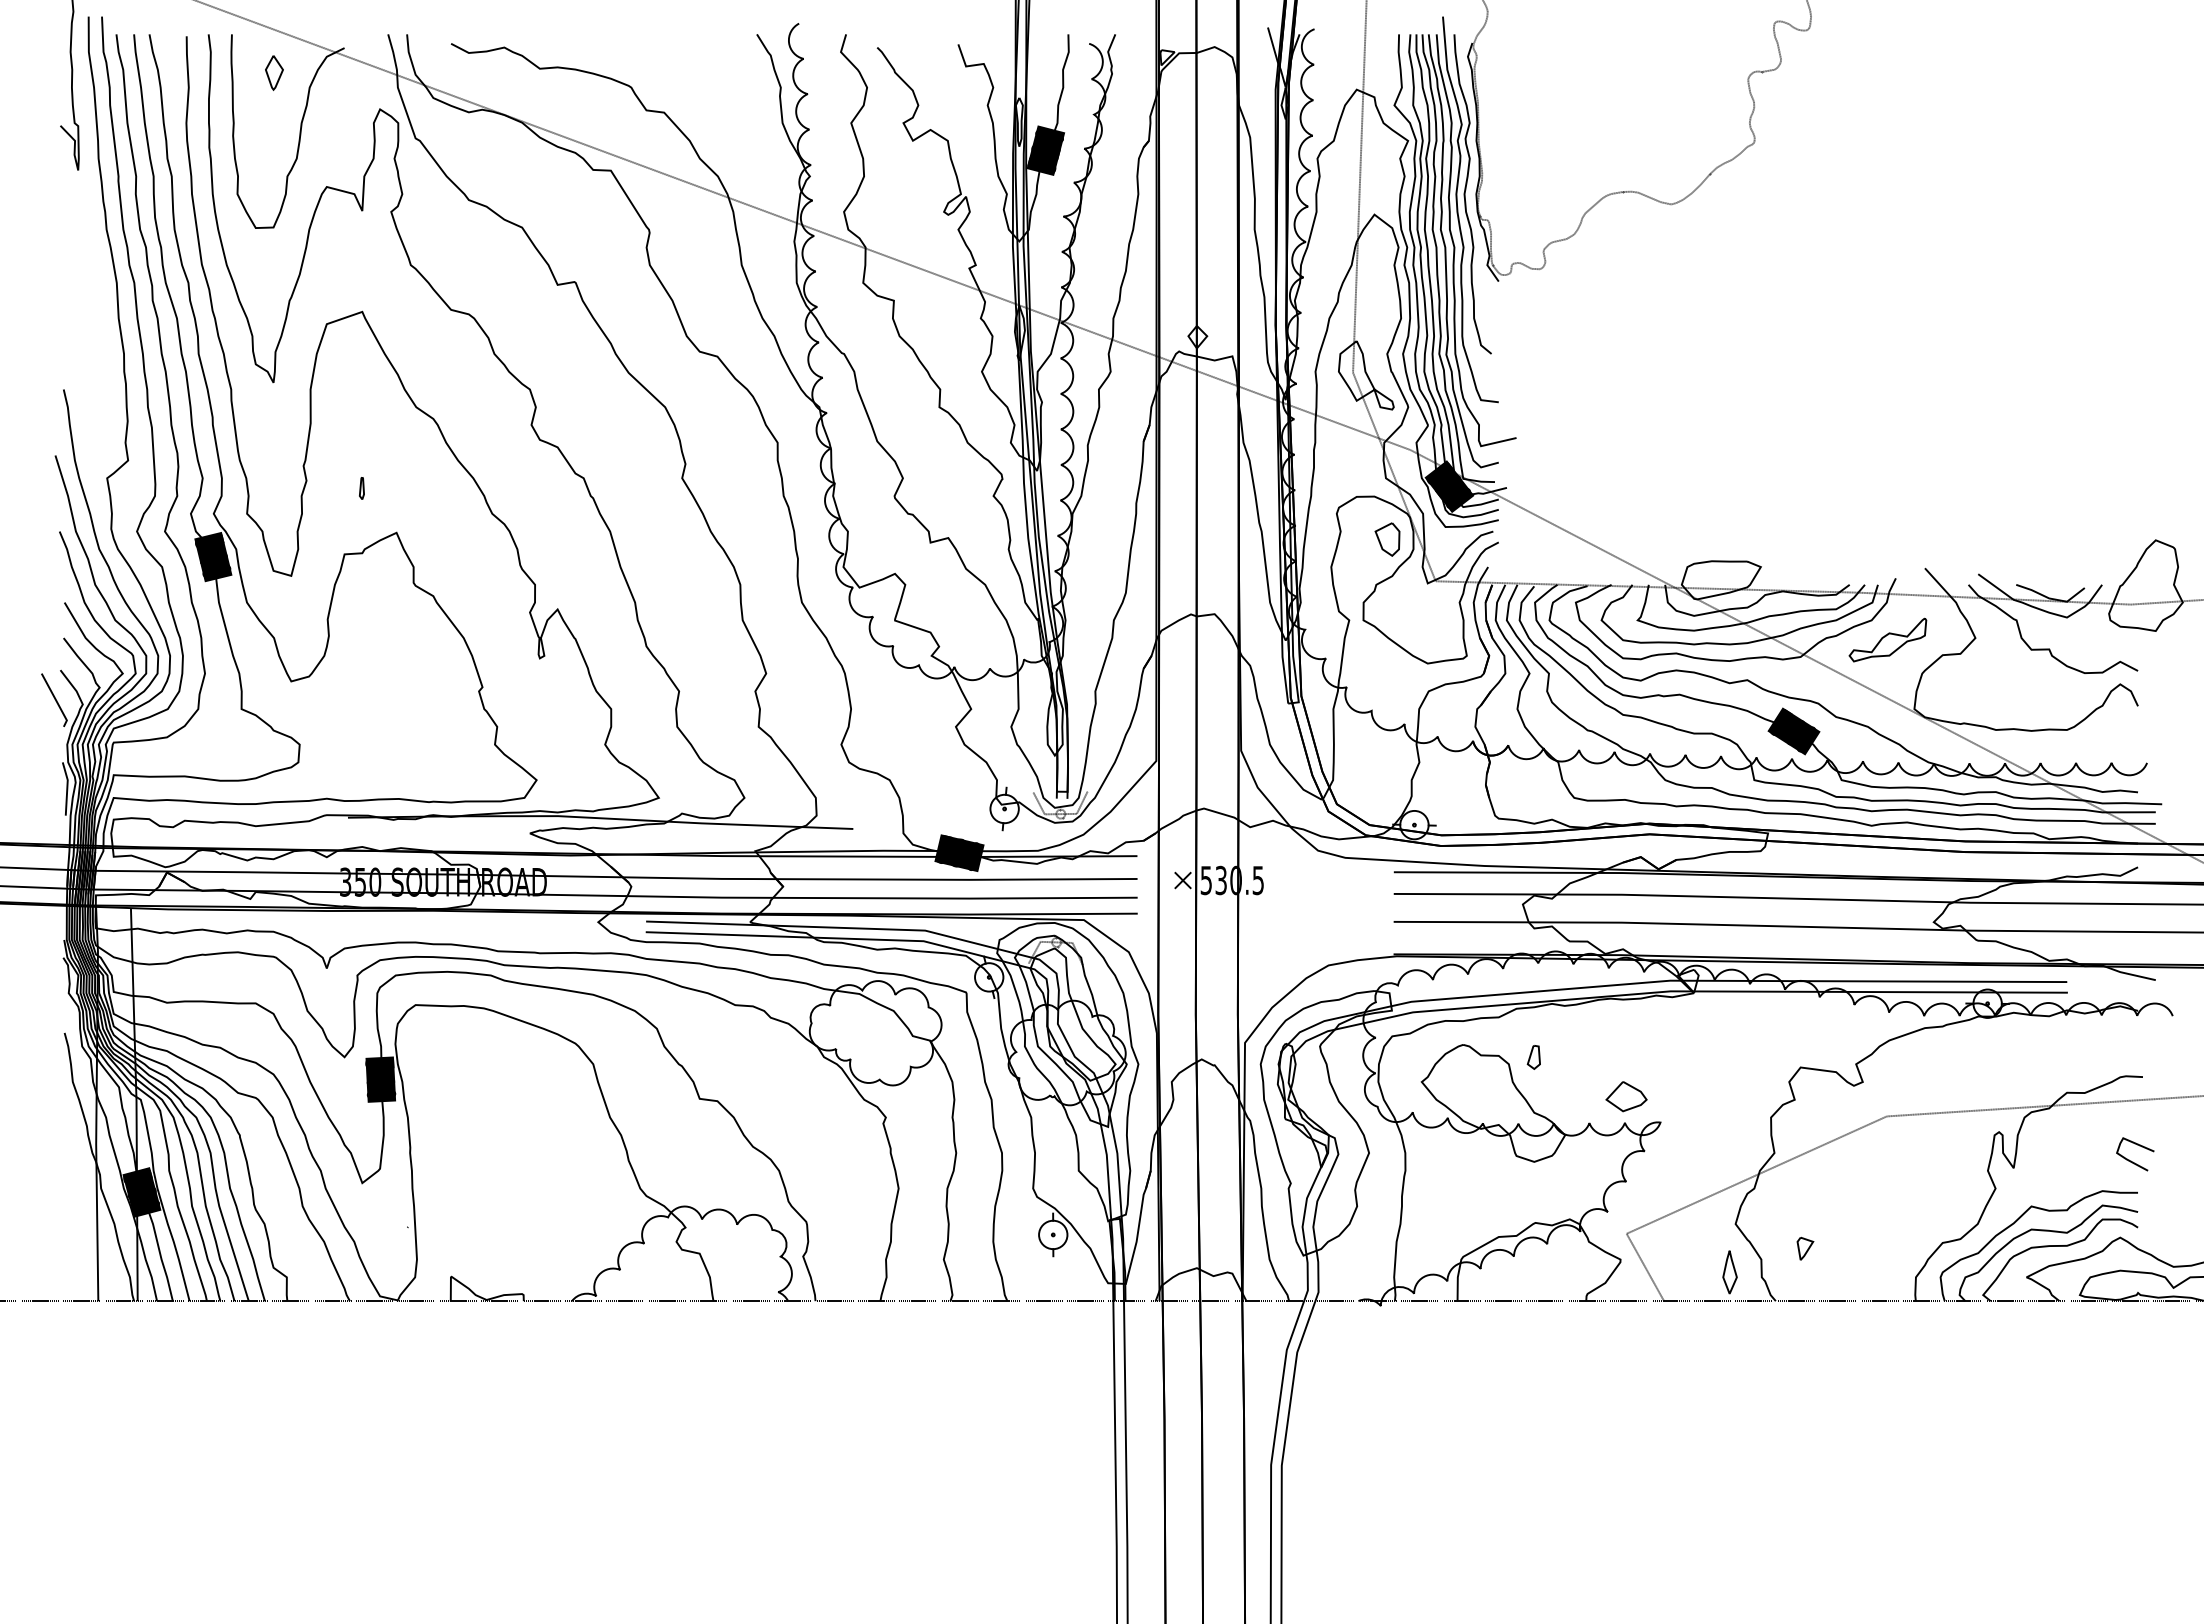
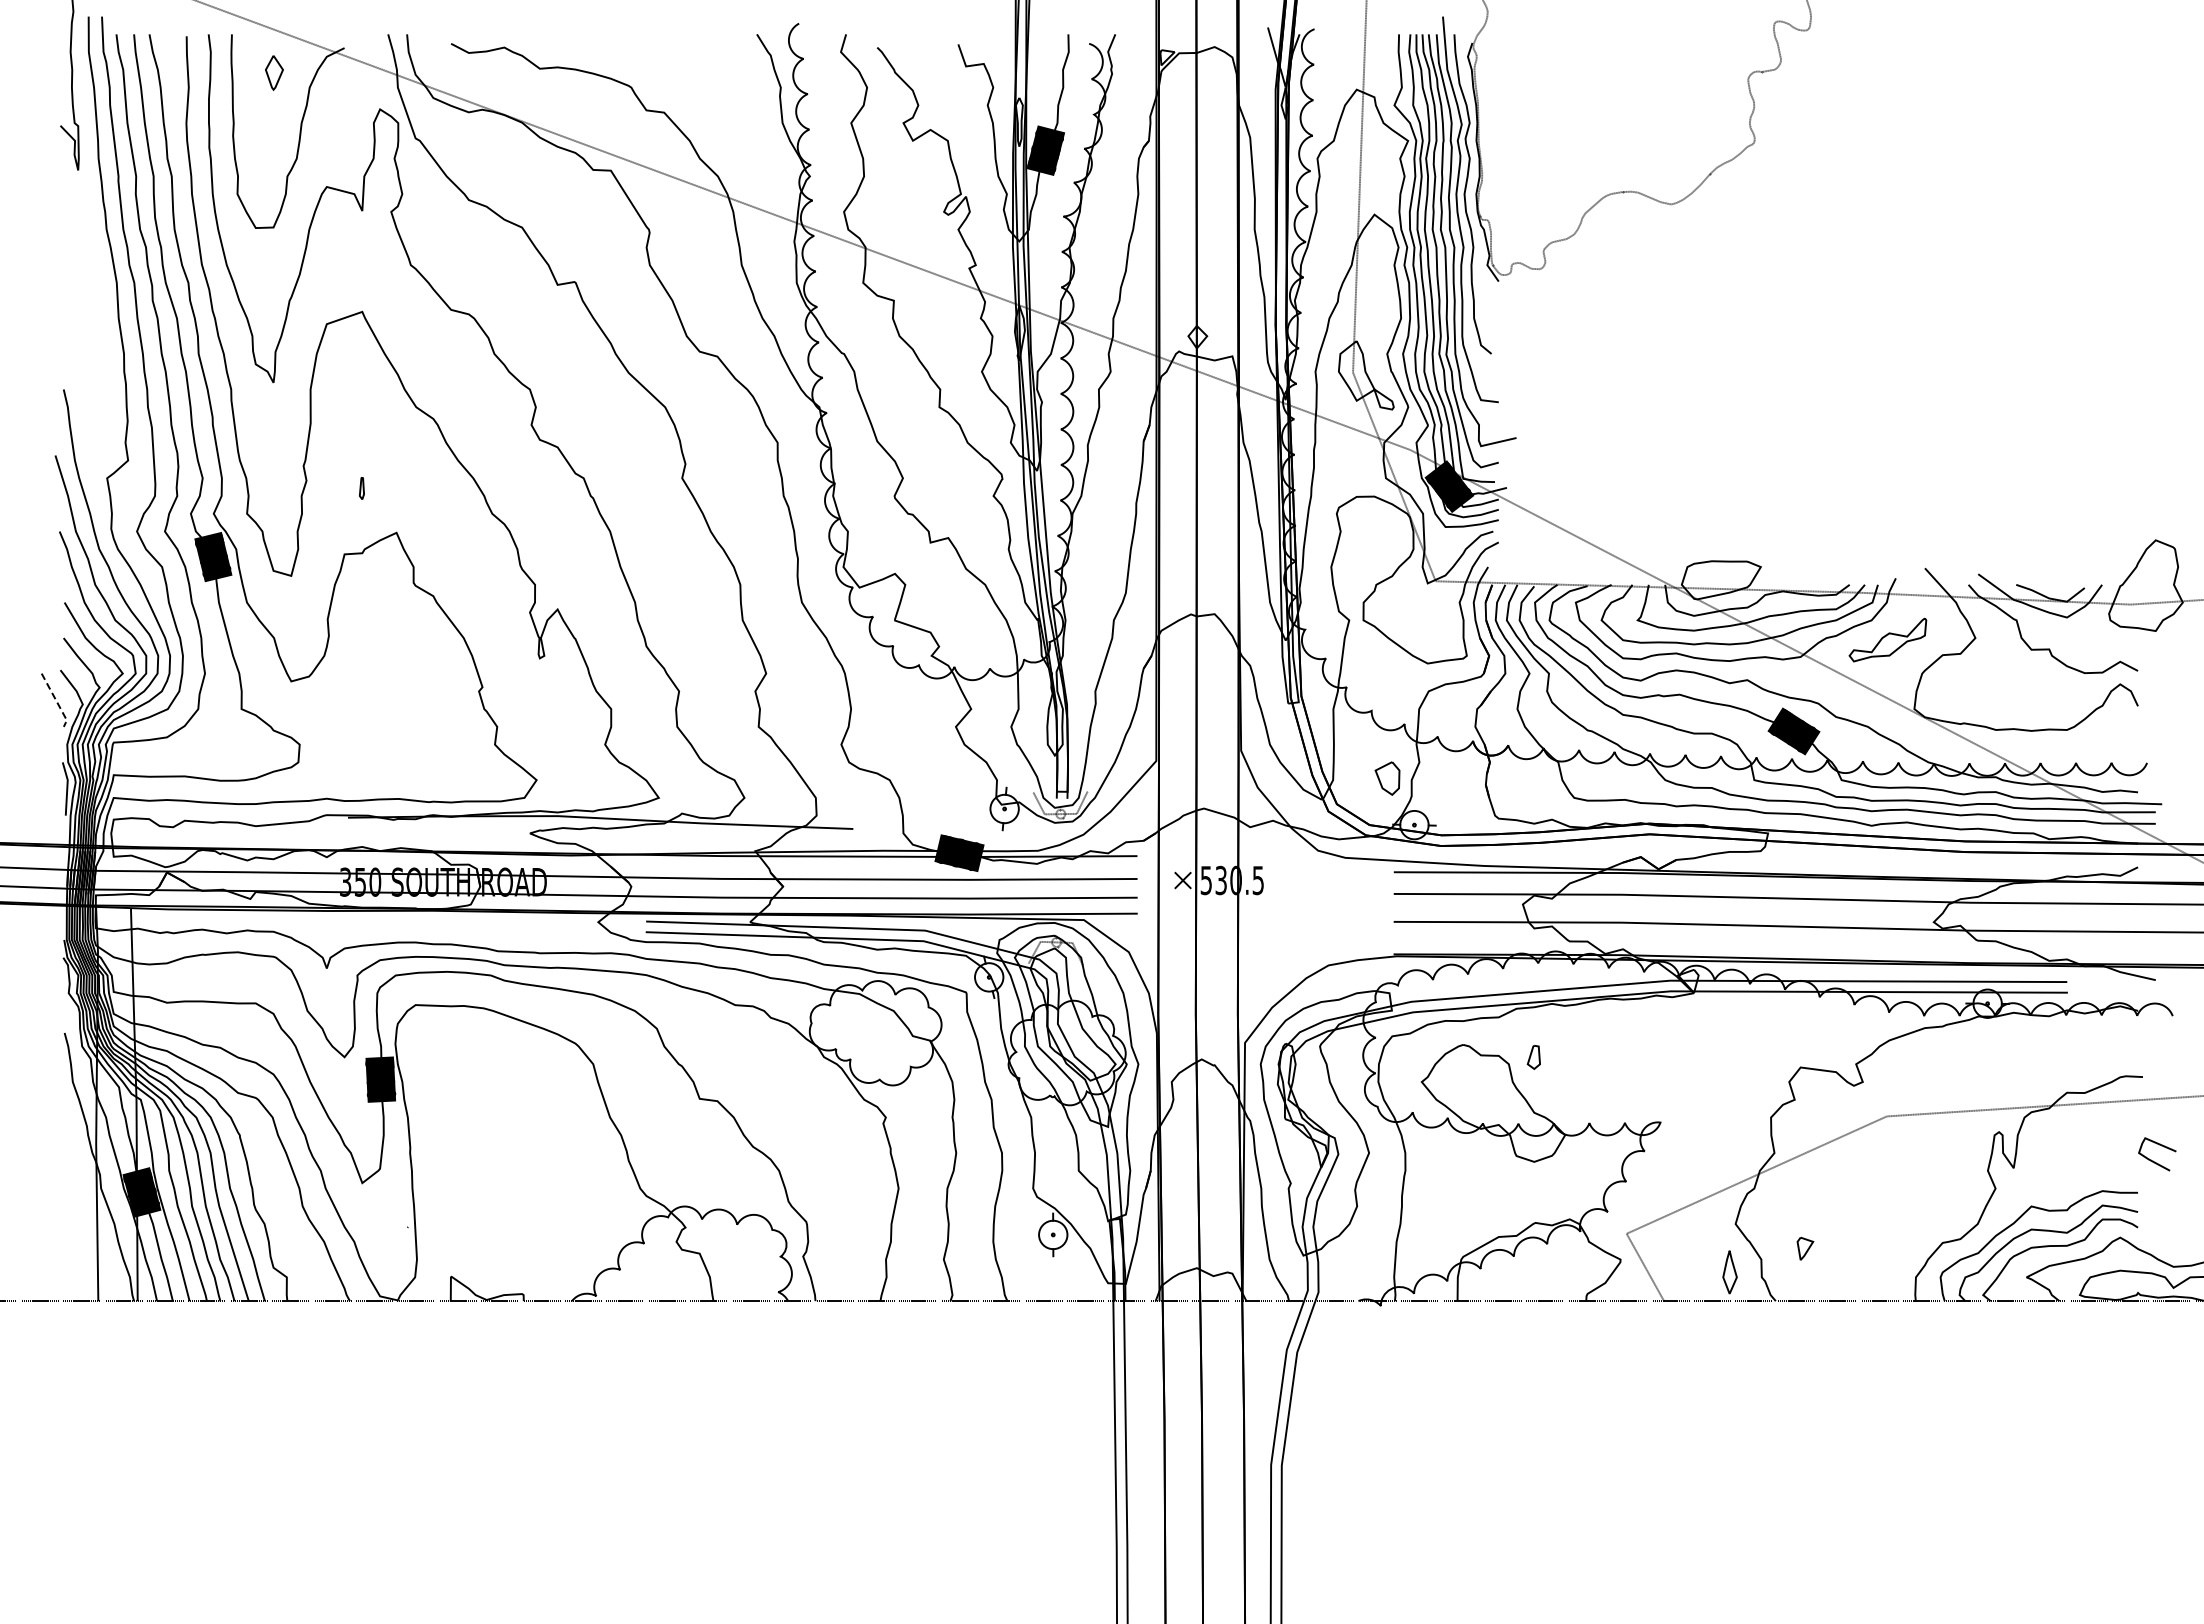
part position: (1387, 539) -> (1387, 778) (1387, 778)
line: solid -> dashed (56, 701)
part: present -> none (1626, 1096)
curve position: (2131, 1160) -> (2153, 1160) (2153, 1160)
